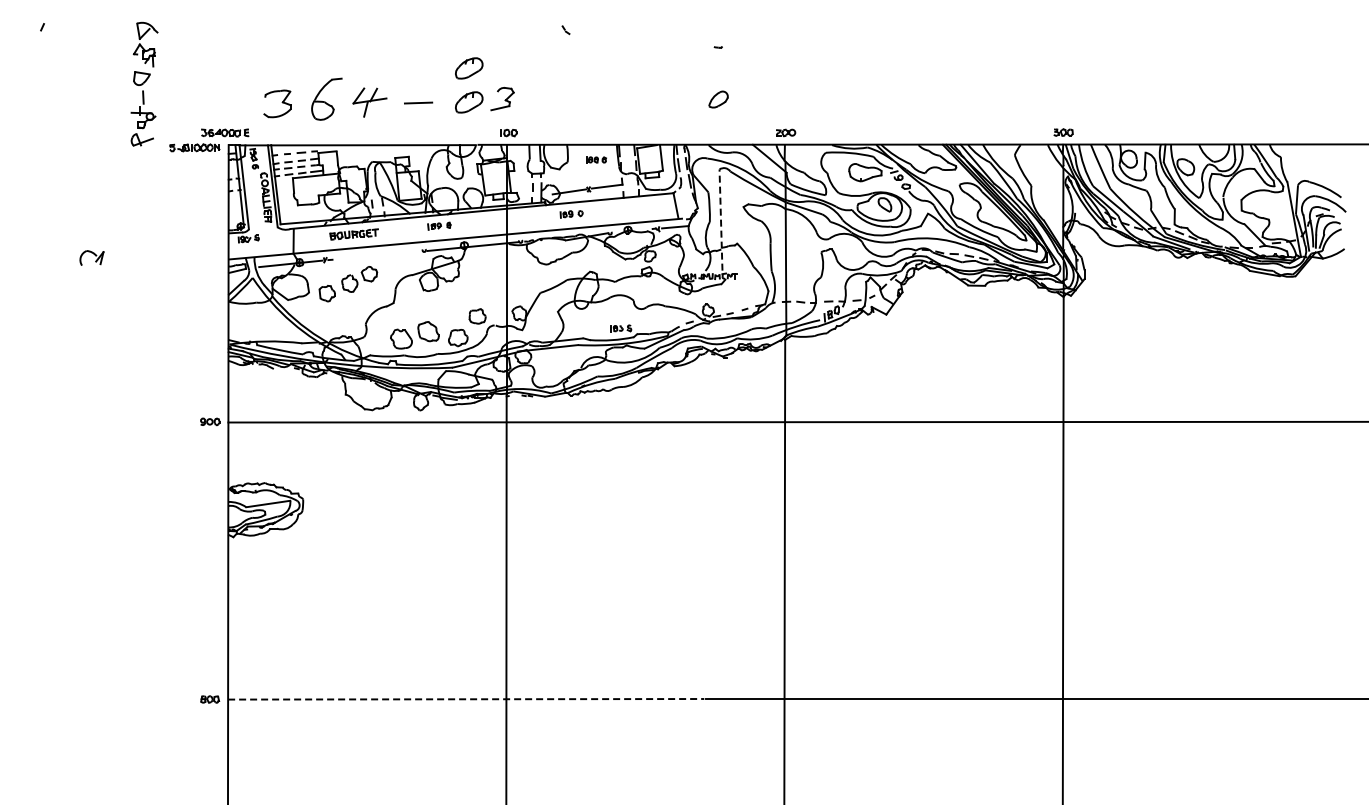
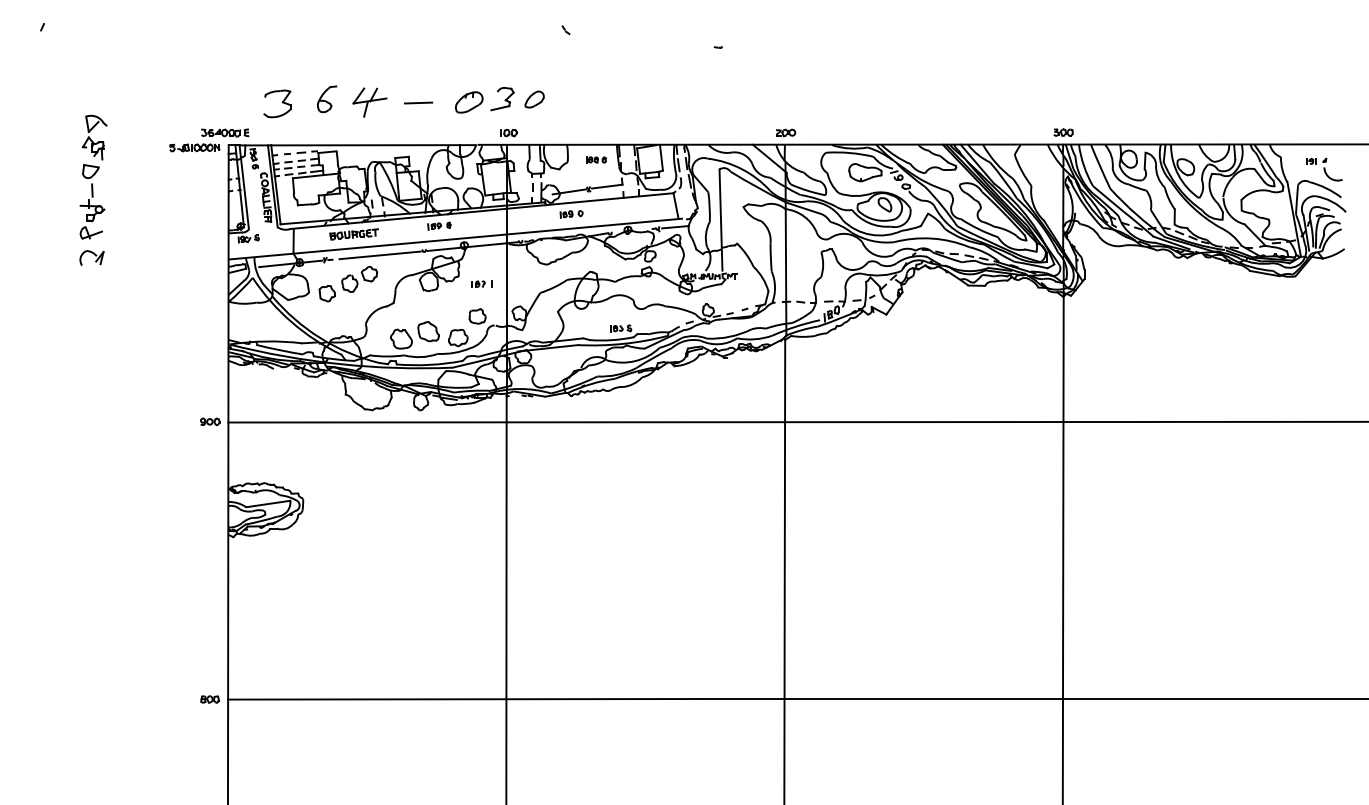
part: present -> none (469, 68)
part position: (144, 83) -> (93, 176) (93, 176)
part size: 32x44 px -> 21x29 px (327, 99)
part position: (718, 99) -> (534, 99) (534, 99)
part: none -> present (1324, 169)
line: dashed -> solid (721, 220)
line: none -> present (379, 255)
part: none -> present (481, 283)
line: dashed -> solid (466, 699)
